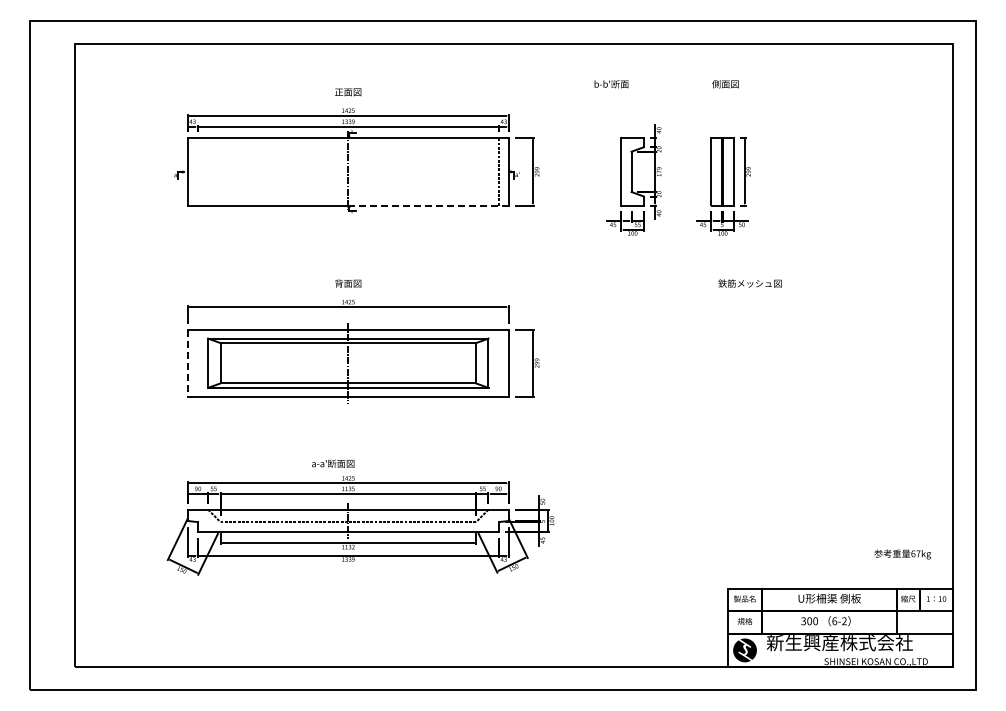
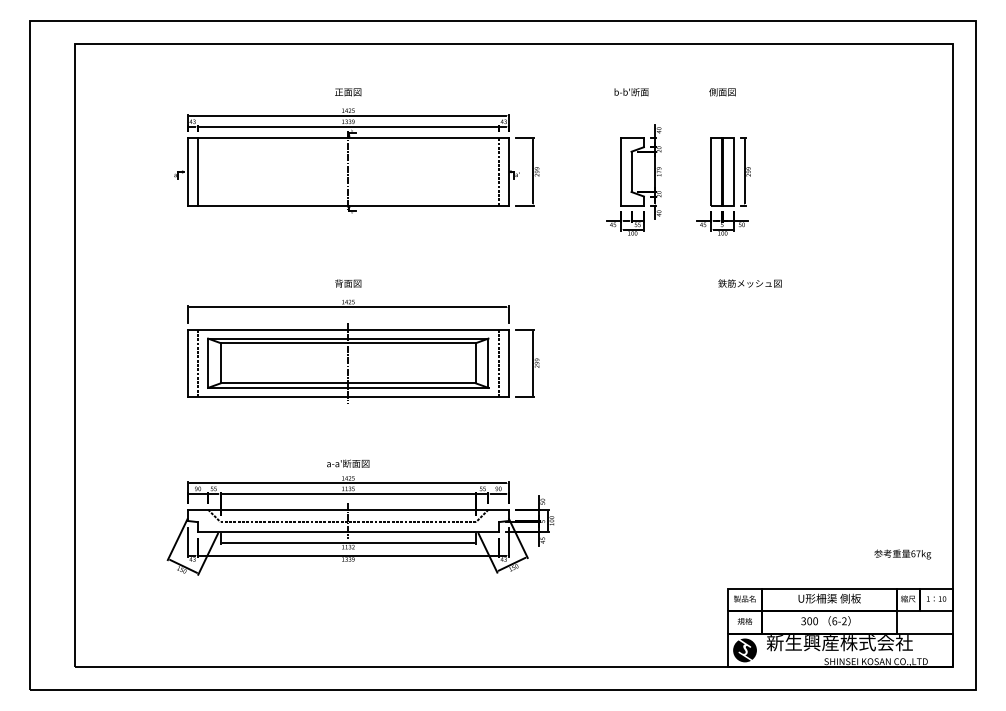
text position: (611, 84) -> (631, 92) (631, 92)
text position: (725, 84) -> (722, 92) (722, 92)
line: none -> present (197, 171)
line: dashed -> solid (429, 205)
line: none -> present (197, 362)
line: none -> present (499, 362)
line: dashed -> solid (187, 363)
text position: (333, 463) -> (348, 463) (348, 463)
